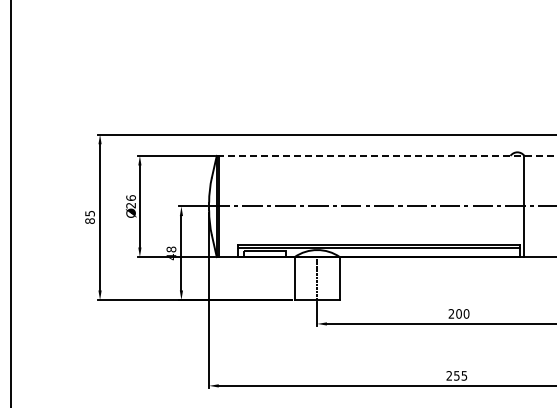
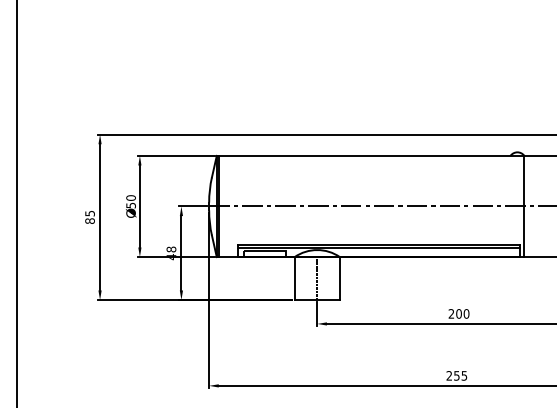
line: dashed -> solid (386, 155)
text: 26 -> 50 (130, 201)
line position: (10, 203) -> (16, 203) (16, 203)
